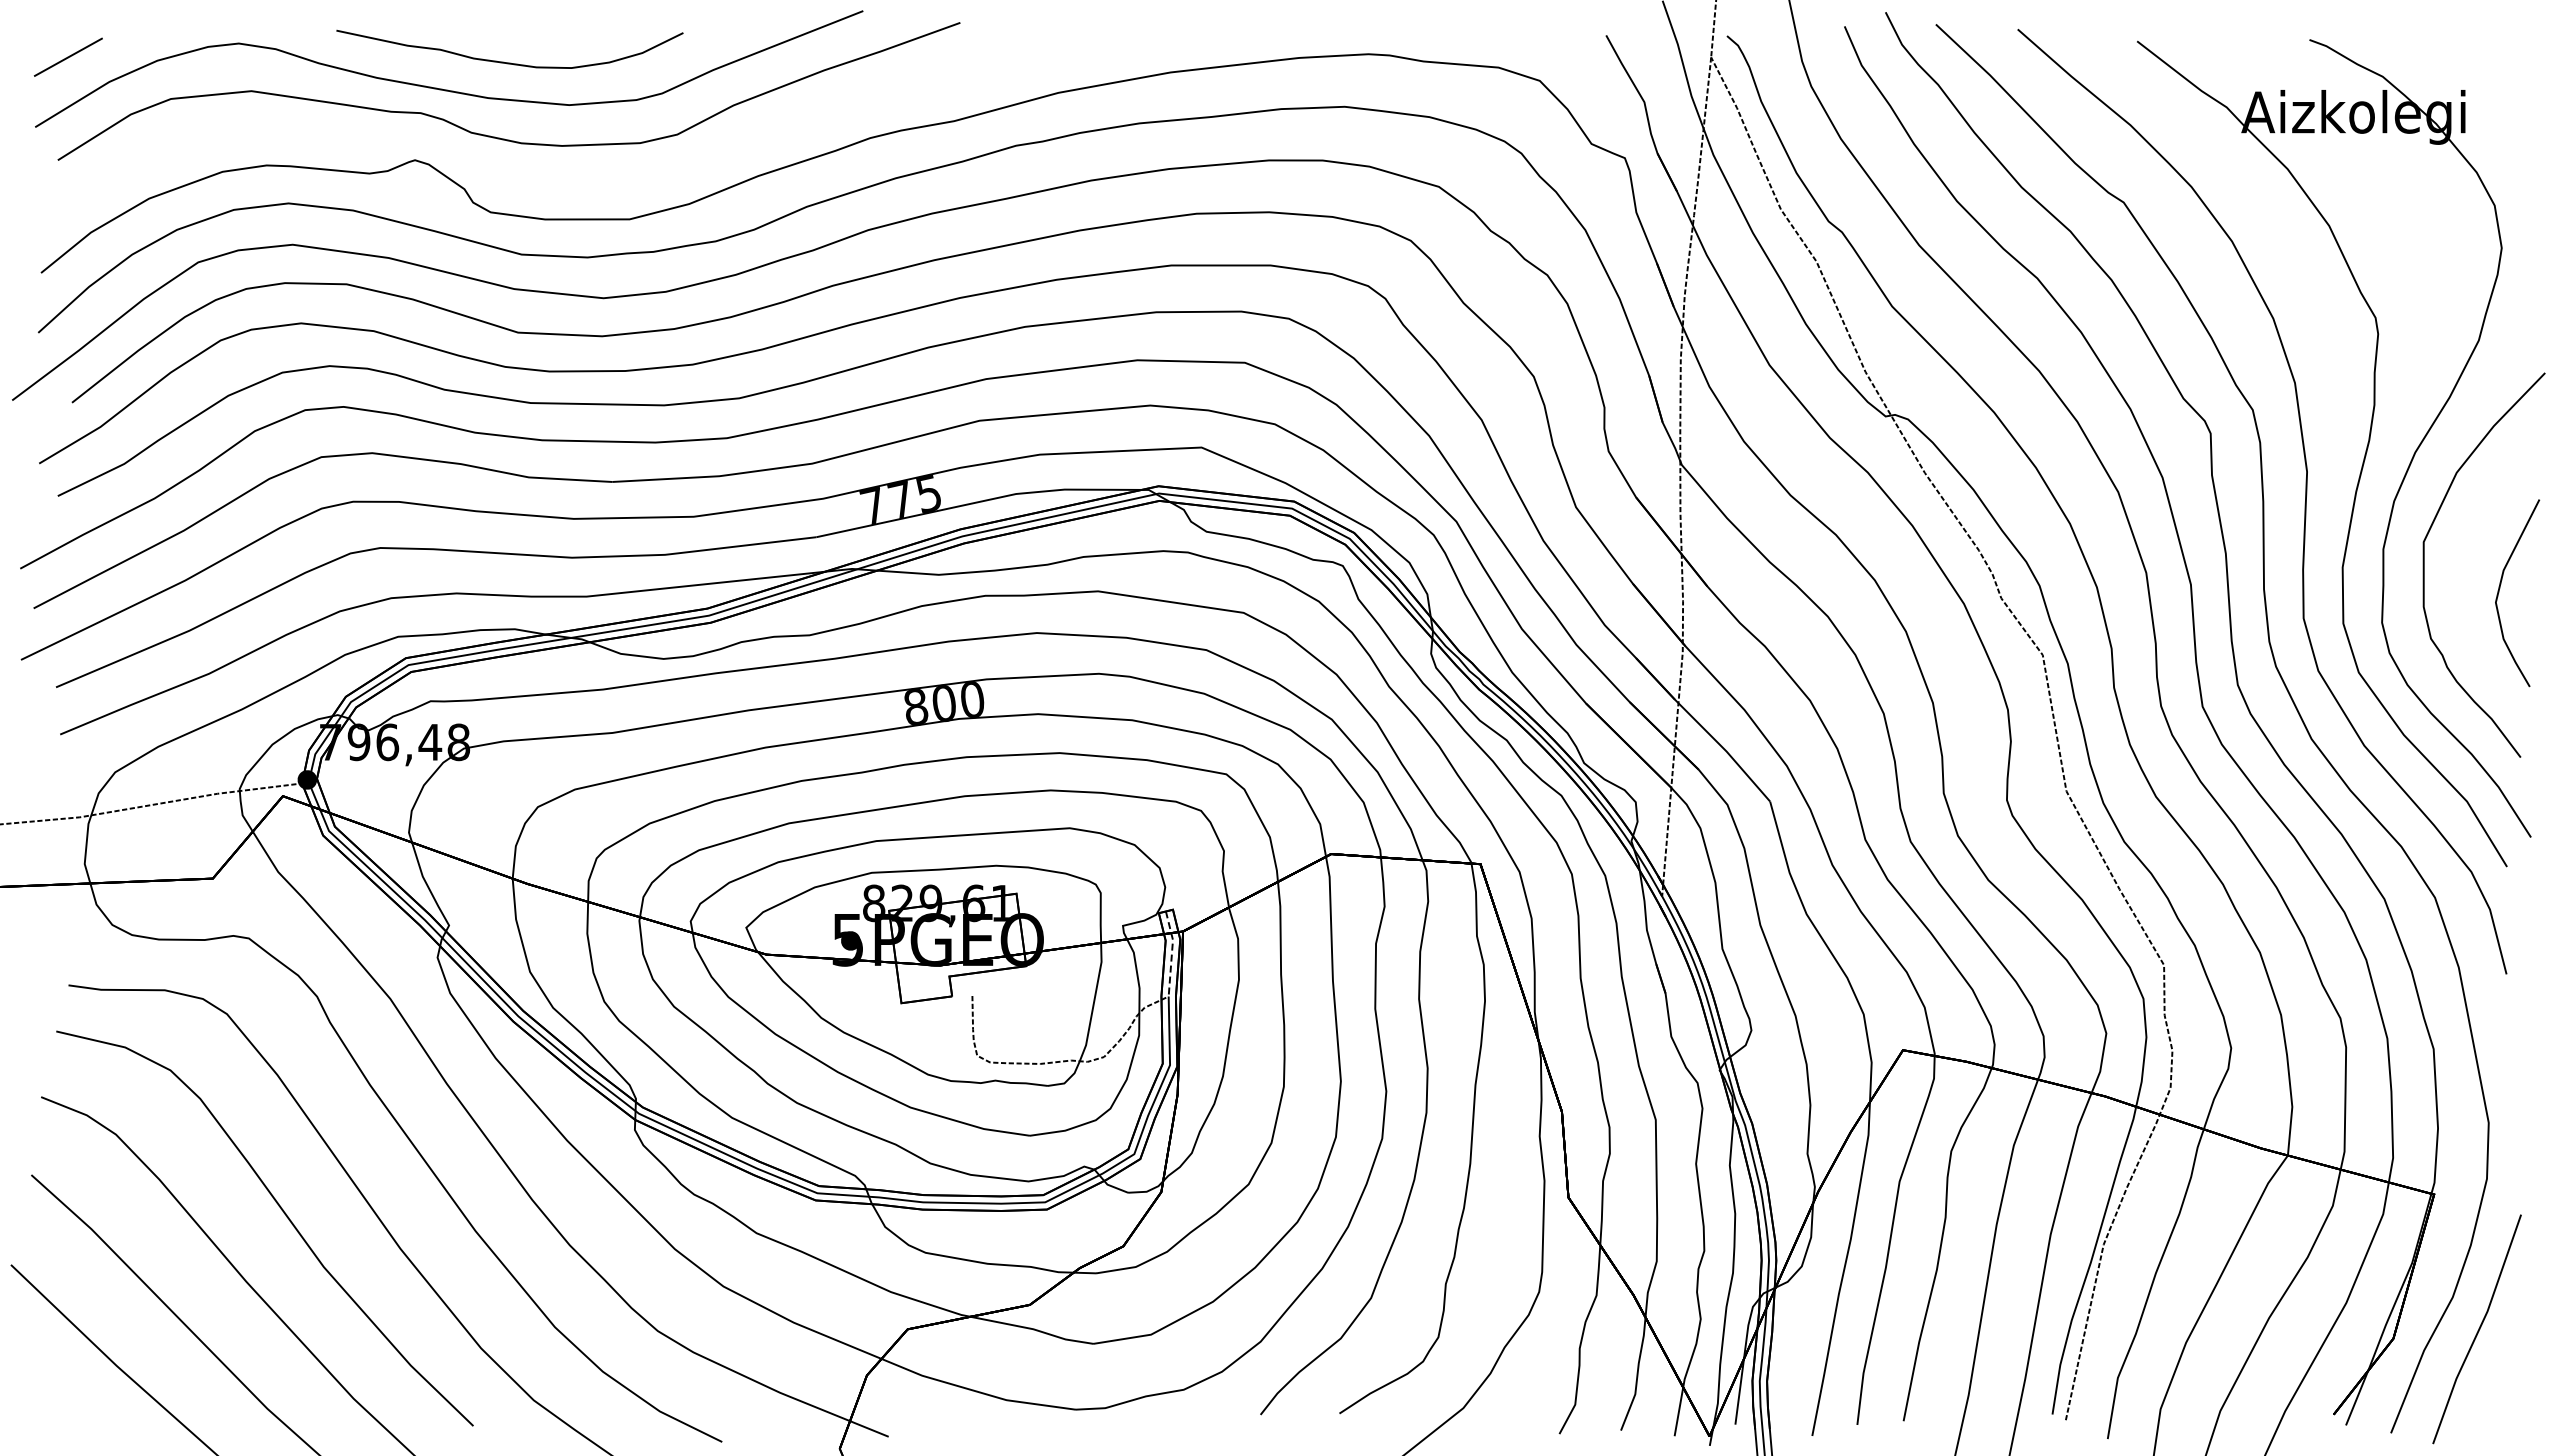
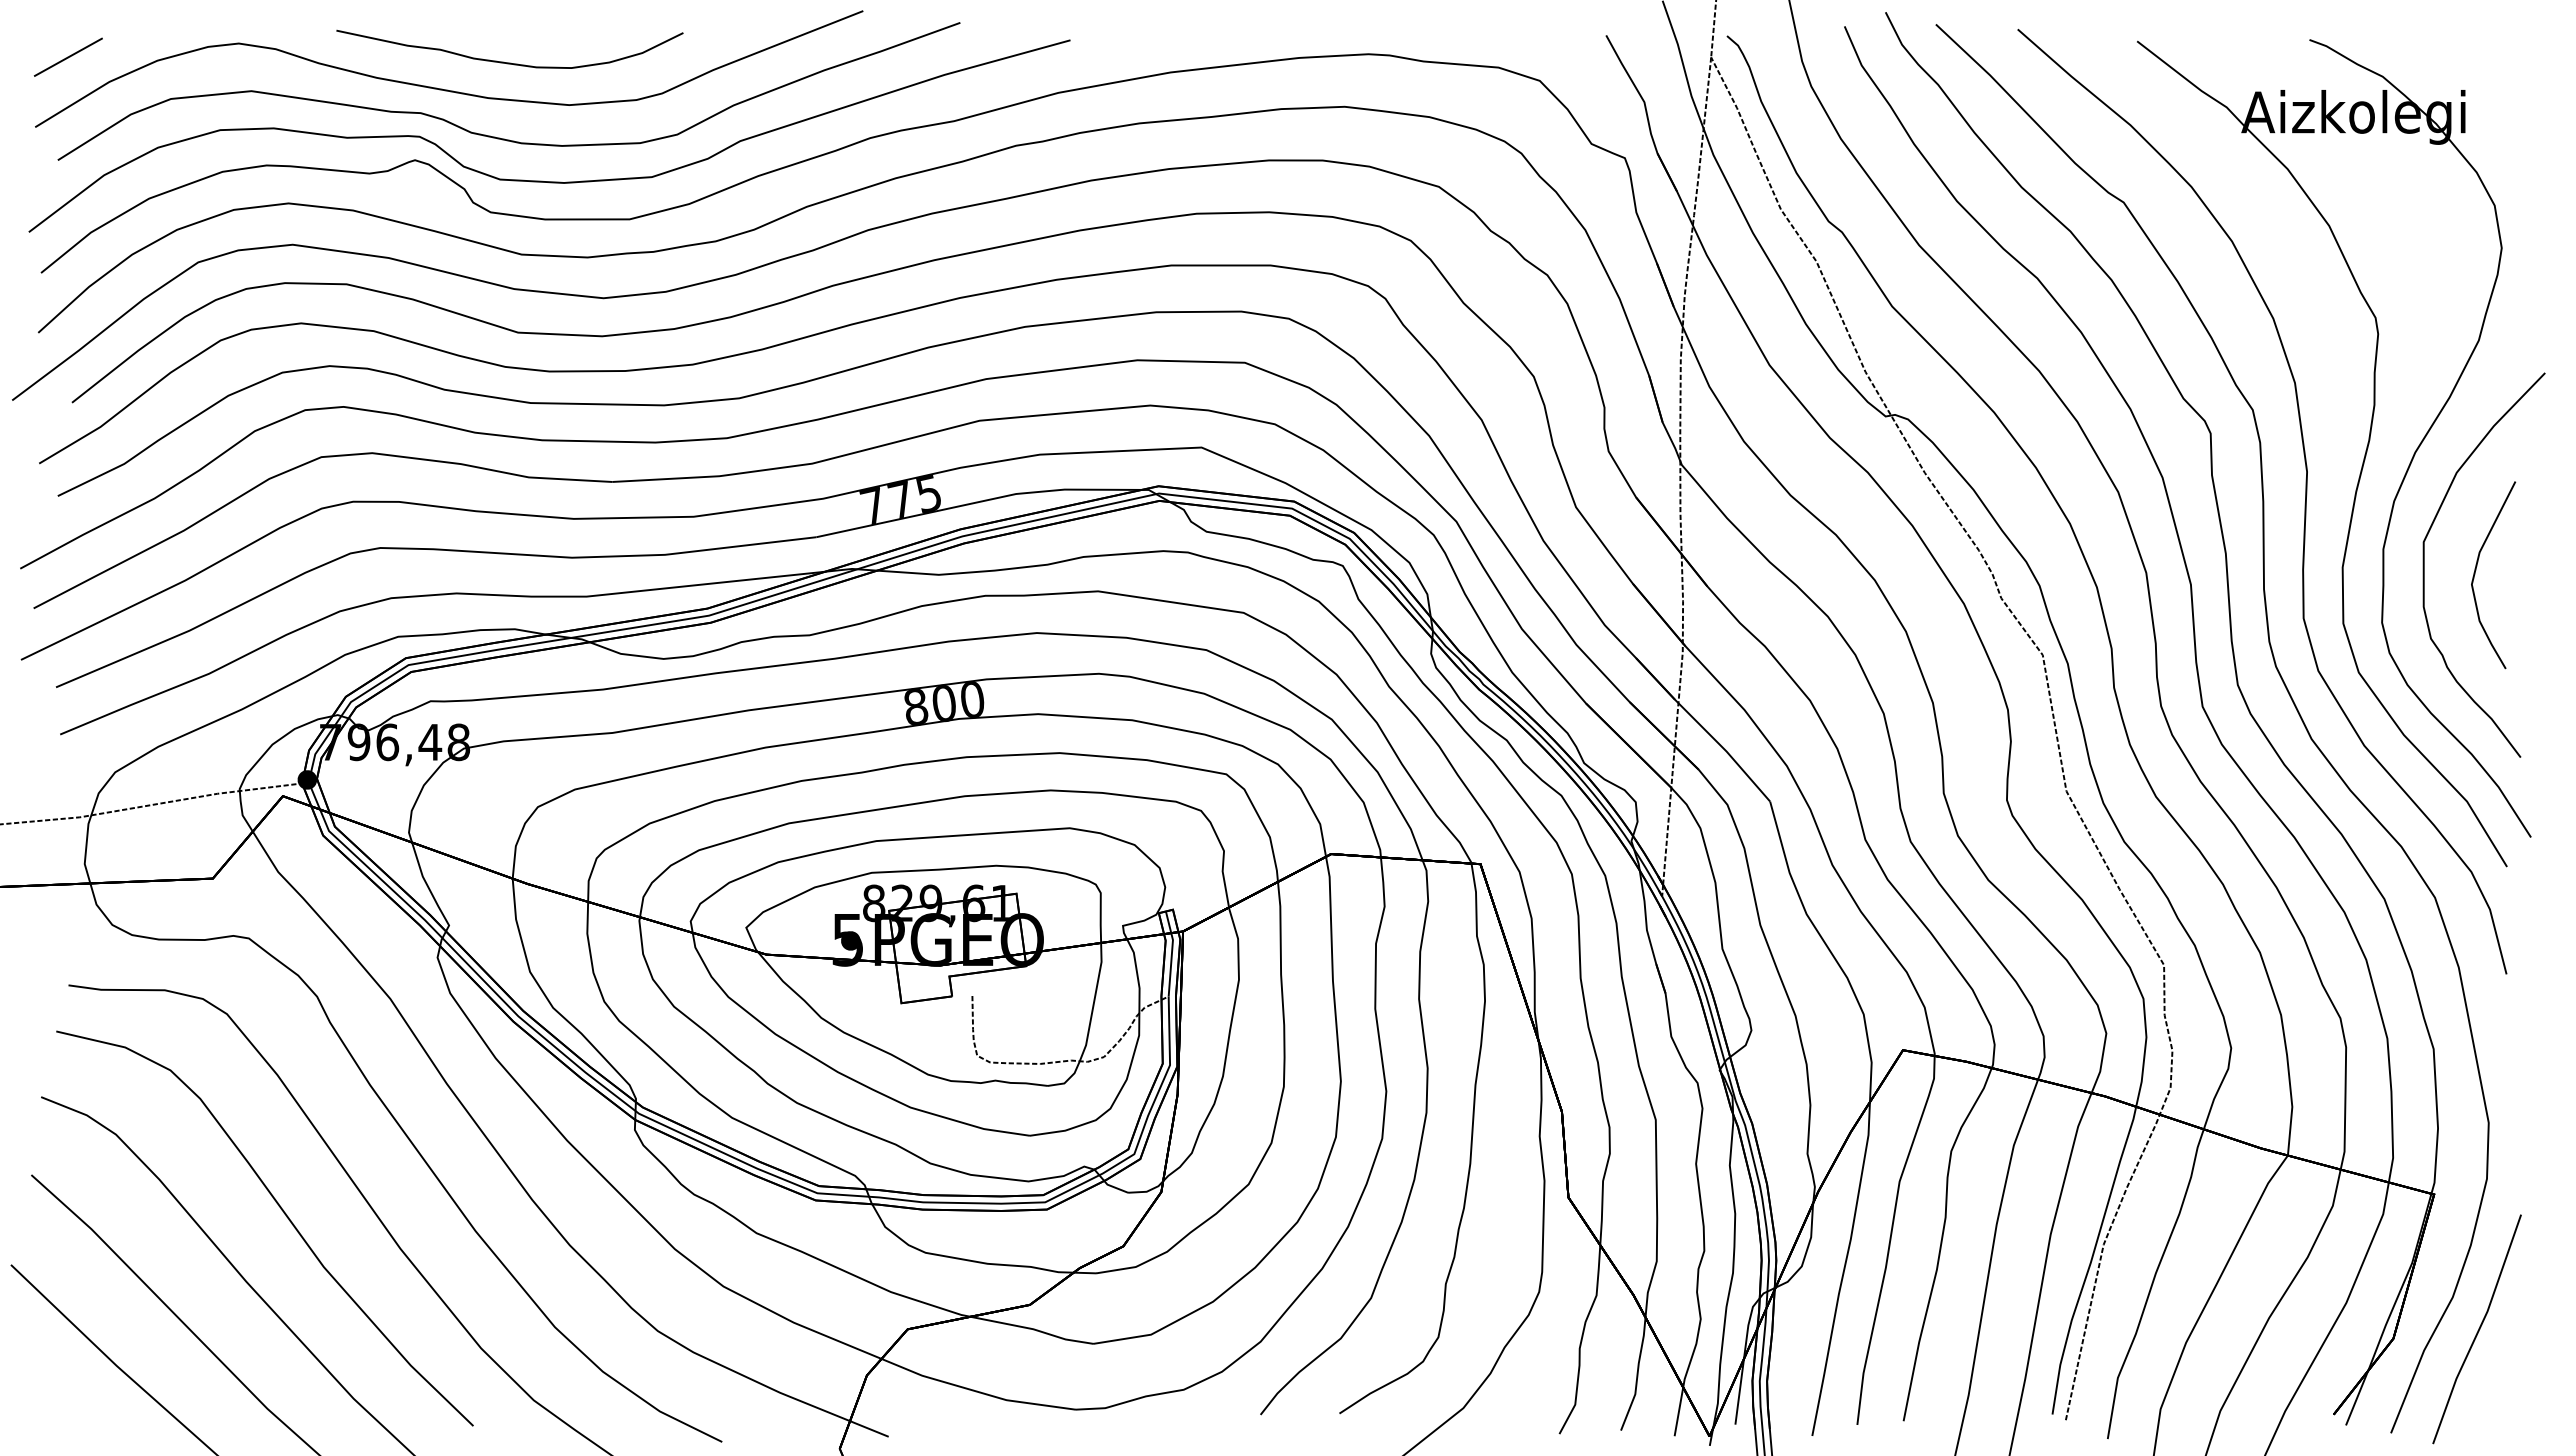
curve: none -> present (542, 180)
part position: (2500, 588) -> (2476, 570) (2476, 570)
line: dashed -> solid (1172, 952)
